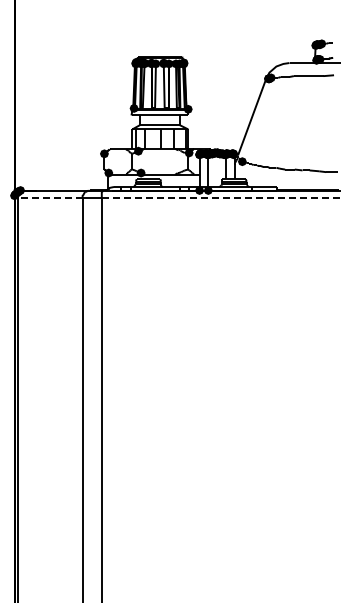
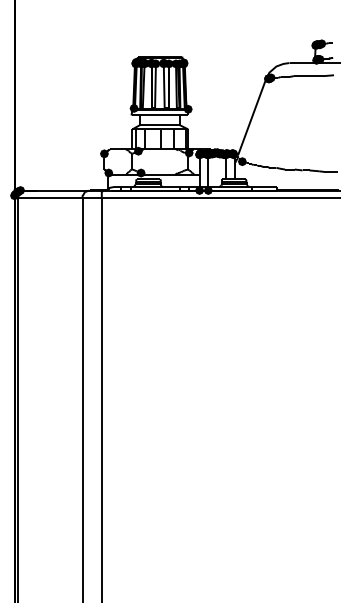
line: dashed -> solid (49, 198)
line: dashed -> solid (221, 198)
